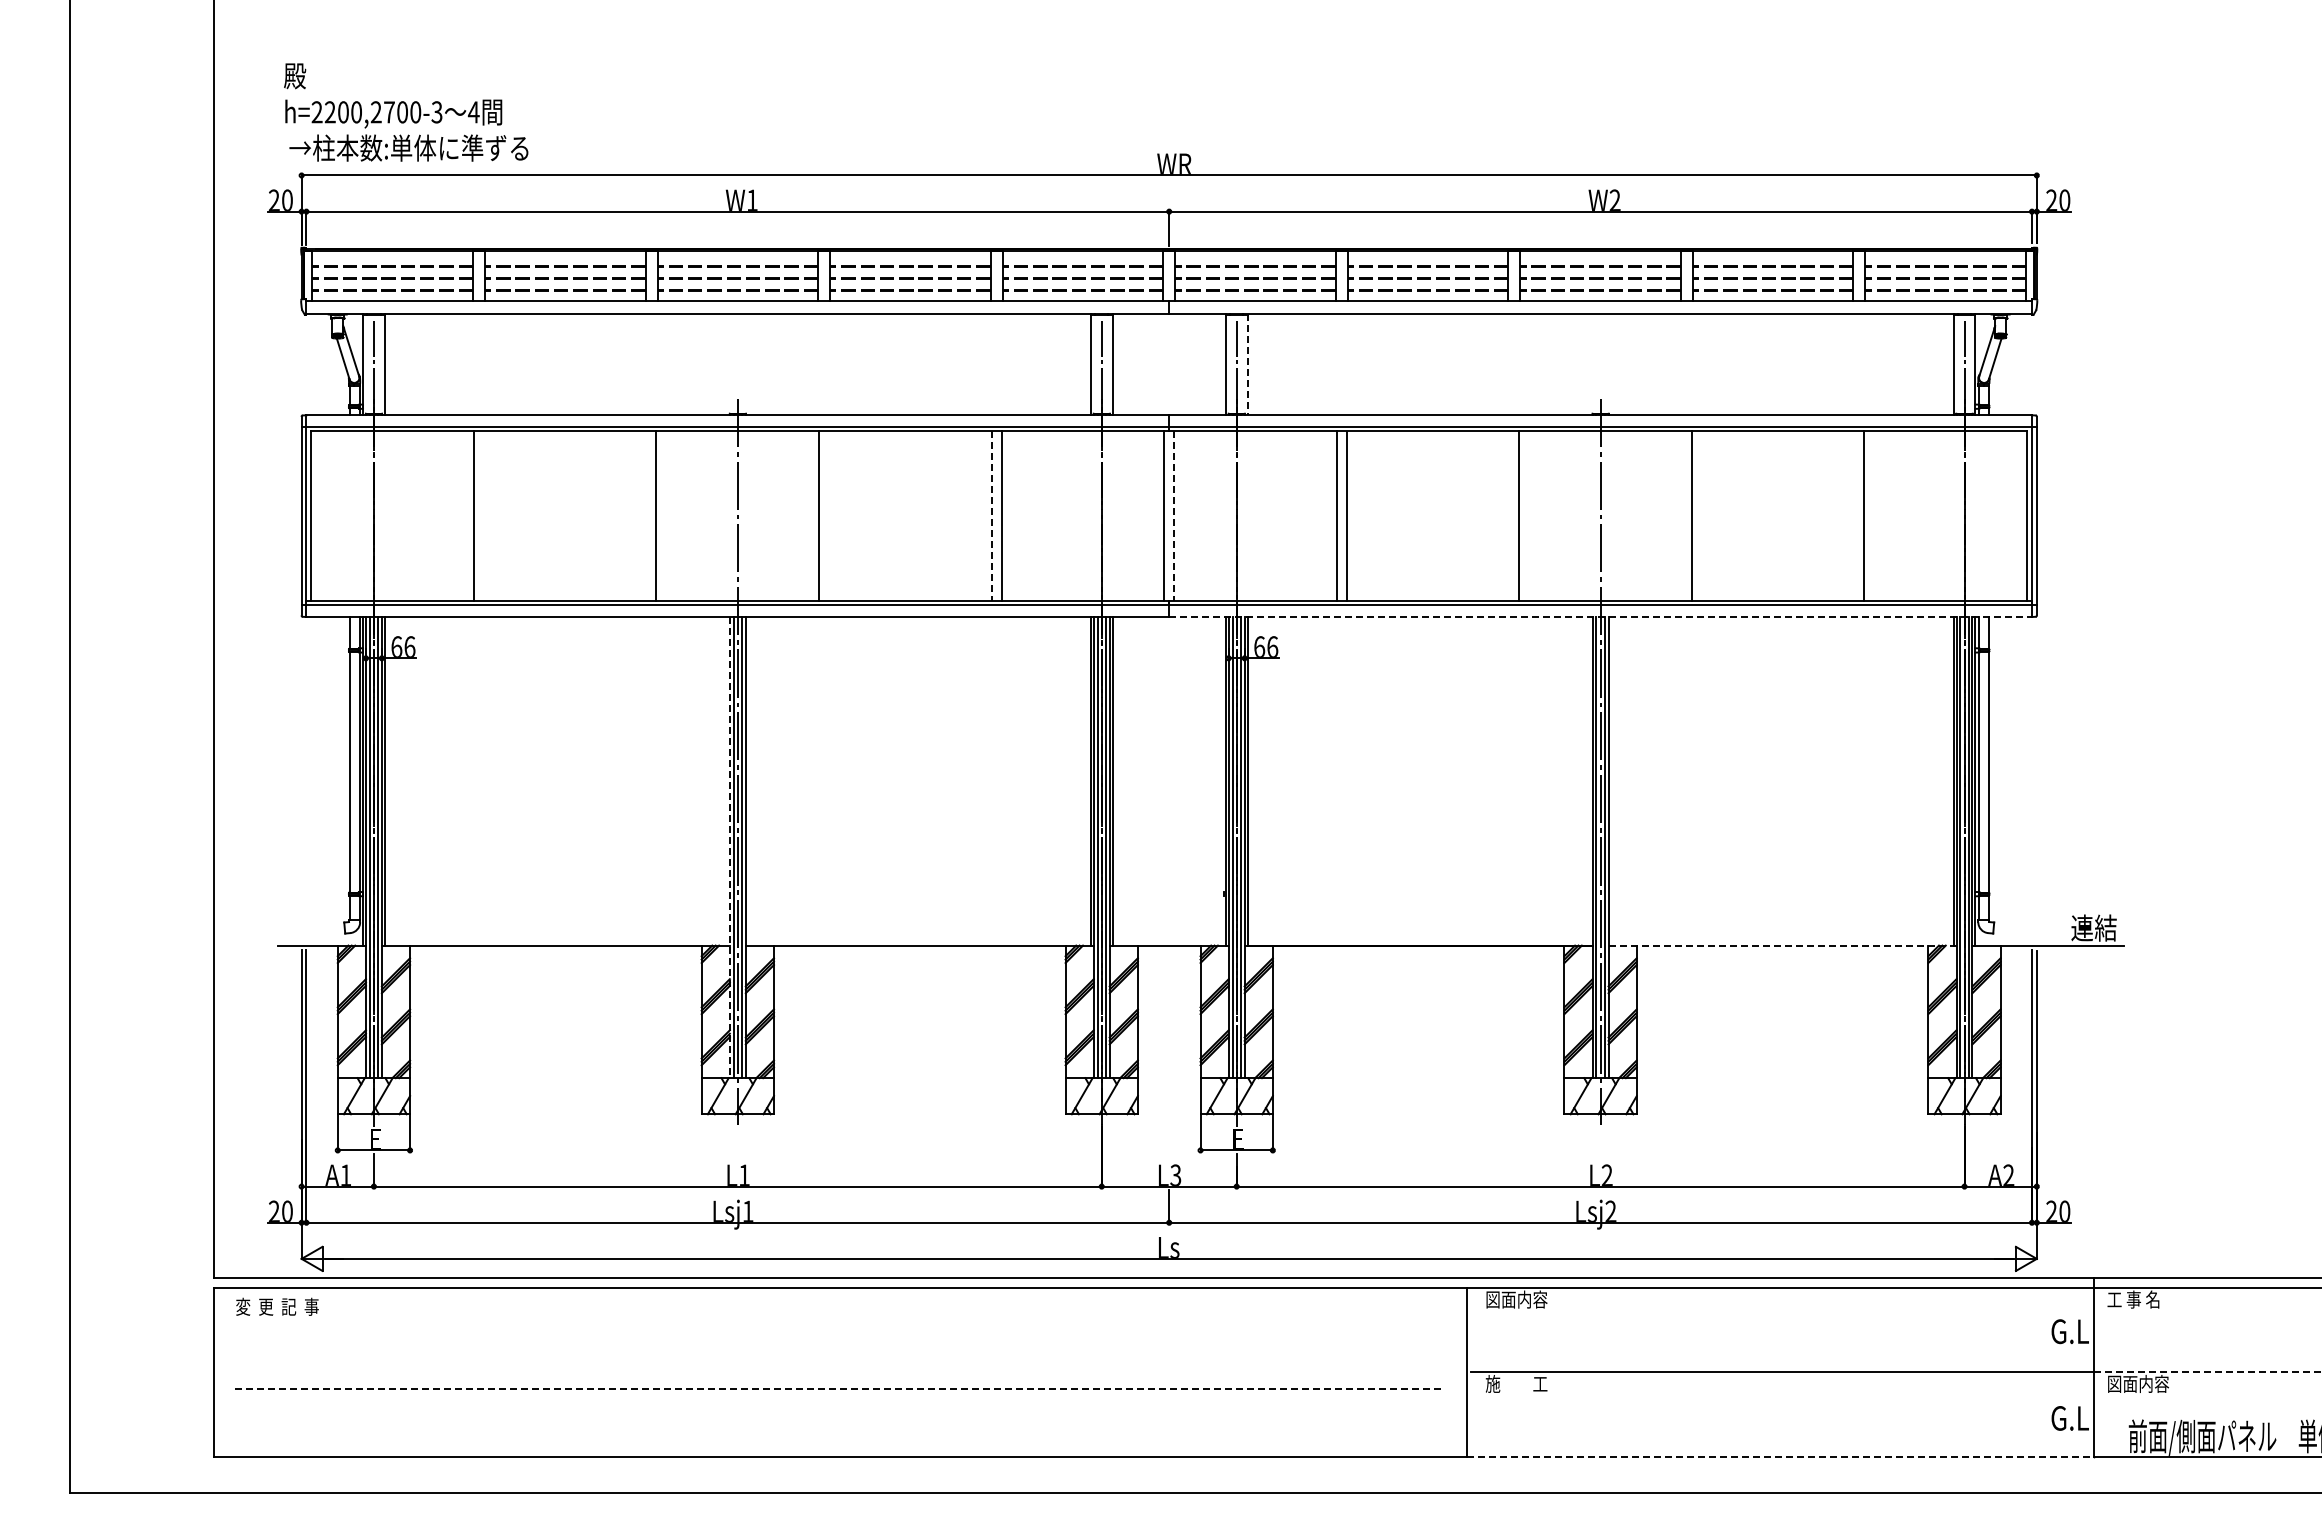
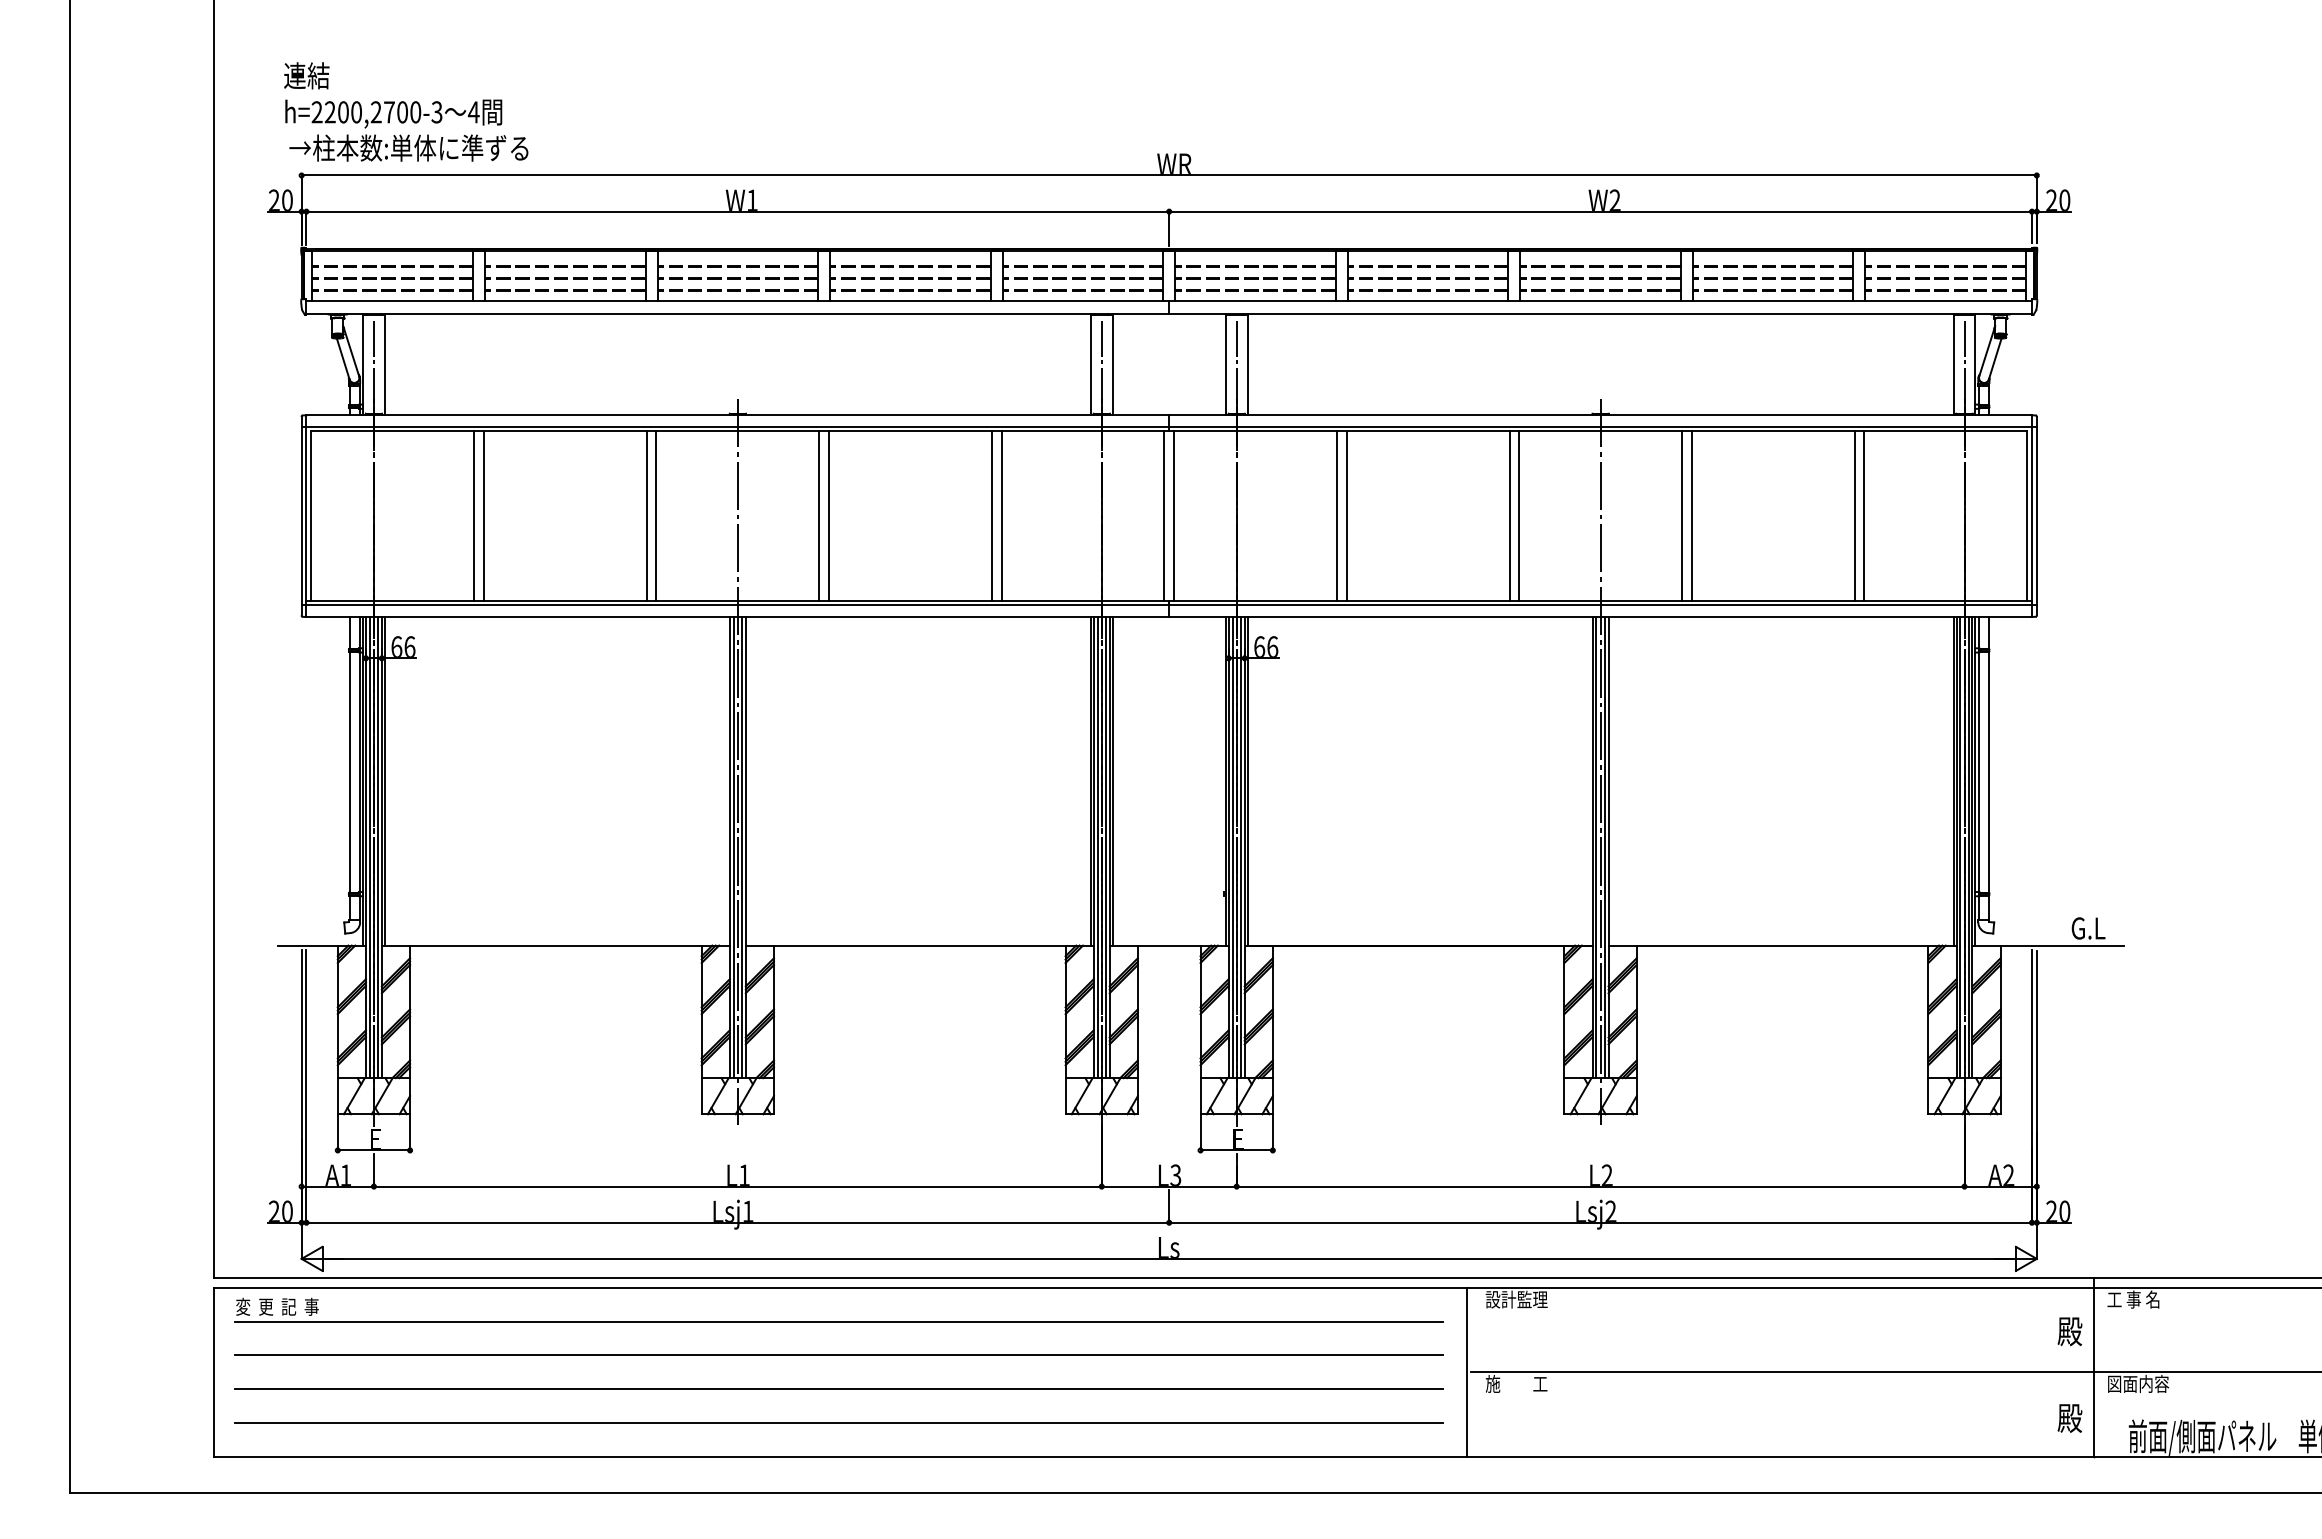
text: 殿 -> 連結 (306, 75)
line: dashed -> solid (1247, 364)
line: none -> present (646, 515)
line: none -> present (828, 515)
line: none -> present (1509, 515)
line: none -> present (1682, 515)
line: none -> present (1854, 515)
line: none -> present (483, 516)
line: dashed -> solid (991, 516)
line: dashed -> solid (1174, 516)
line: dashed -> solid (1601, 616)
line: dashed -> solid (729, 847)
text: 連結 -> G.L (2093, 927)
line: dashed -> solid (1782, 945)
text: 図面内容 -> 設計監理 (1516, 1299)
line: none -> present (838, 1321)
text: G.L -> 殿 (2069, 1331)
line: none -> present (838, 1355)
line: dashed -> solid (2207, 1372)
line: dashed -> solid (839, 1389)
text: G.L -> 殿 (2069, 1418)
line: none -> present (838, 1422)
line: dashed -> solid (1781, 1456)
